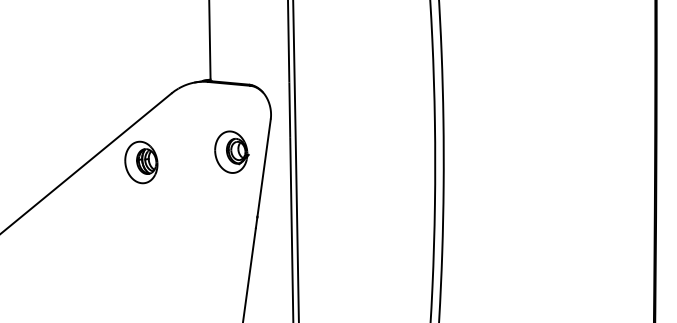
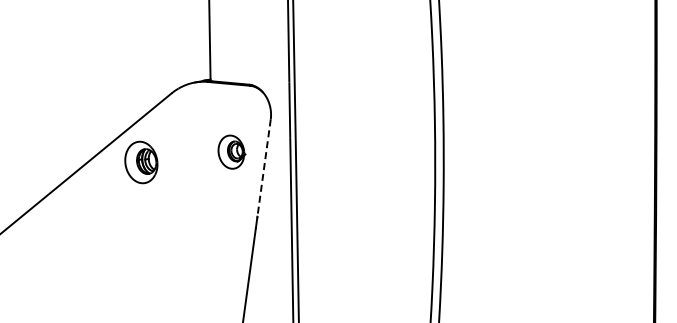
part size: 36x44 px -> 30x36 px (231, 151)
line: solid -> dashed (264, 168)
